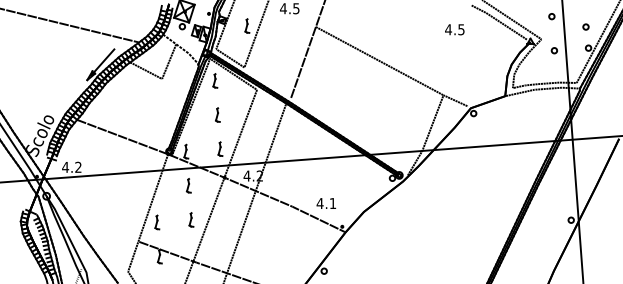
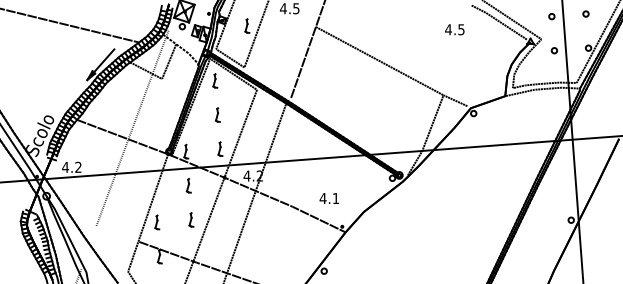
part position: (585, 26) -> (585, 13) (585, 13)
line: none -> present (132, 127)
text position: (325, 203) -> (328, 198) (328, 198)
